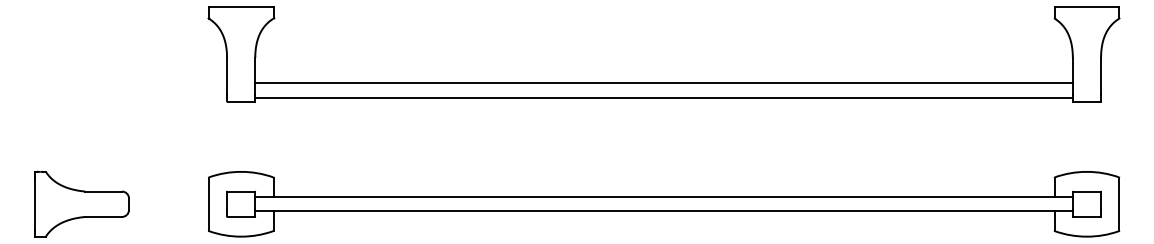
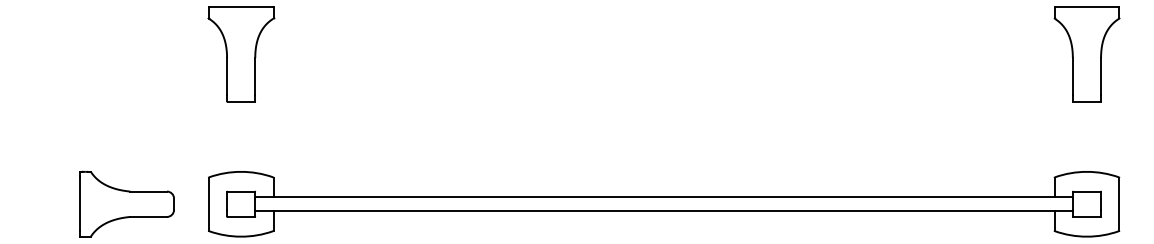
line: present -> none (663, 83)
line: present -> none (663, 97)
part position: (81, 203) -> (126, 203) (126, 203)
